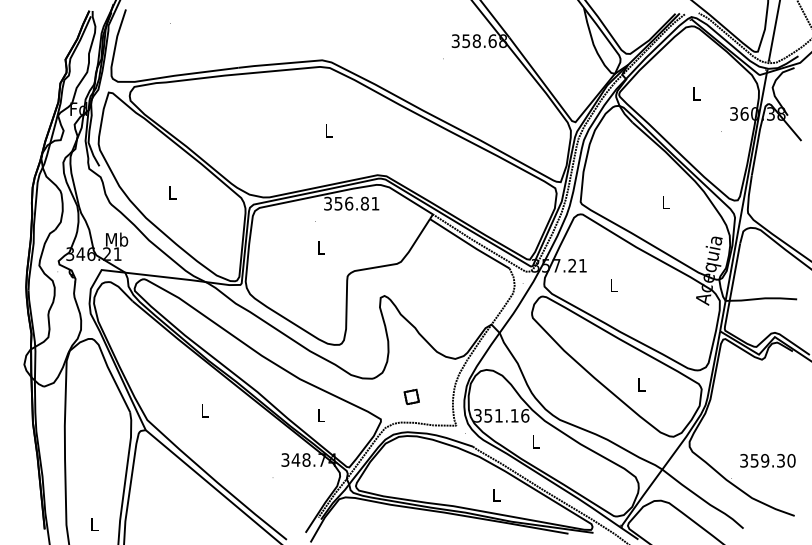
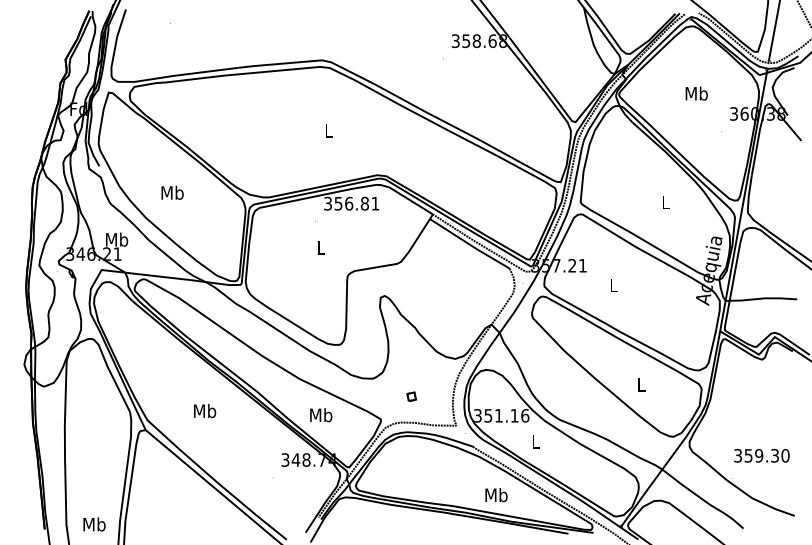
text: L -> Mb (696, 93)
text: L -> Mb (172, 192)
part size: 17x17 px -> 11x11 px (411, 396)
text: L -> Mb (205, 411)
text: L -> Mb (321, 415)
text position: (767, 460) -> (761, 455) (761, 455)
text: L -> Mb (496, 495)
text: L -> Mb (94, 524)
